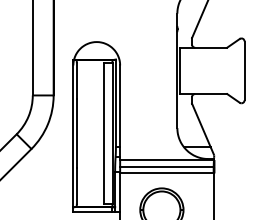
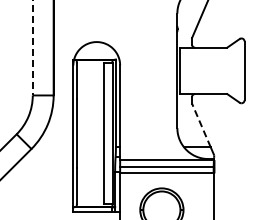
line: solid -> dashed (32, 48)
line: solid -> dashed (201, 125)
